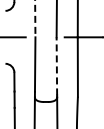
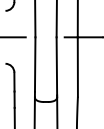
line: dashed -> solid (35, 19)
line: dashed -> solid (56, 65)
